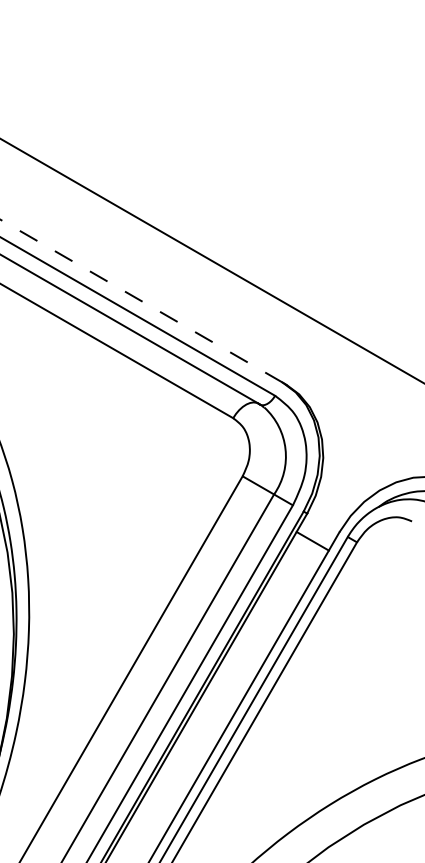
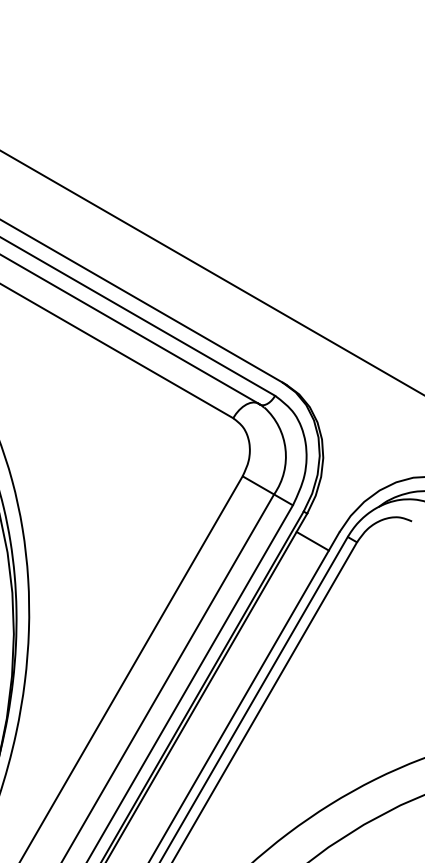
line position: (211, 260) -> (211, 272) (211, 272)
line: dashed -> solid (141, 301)
